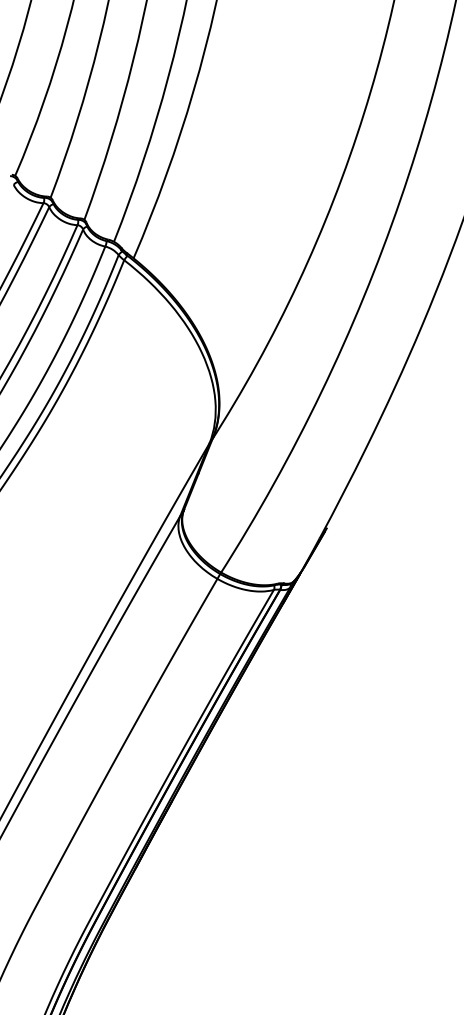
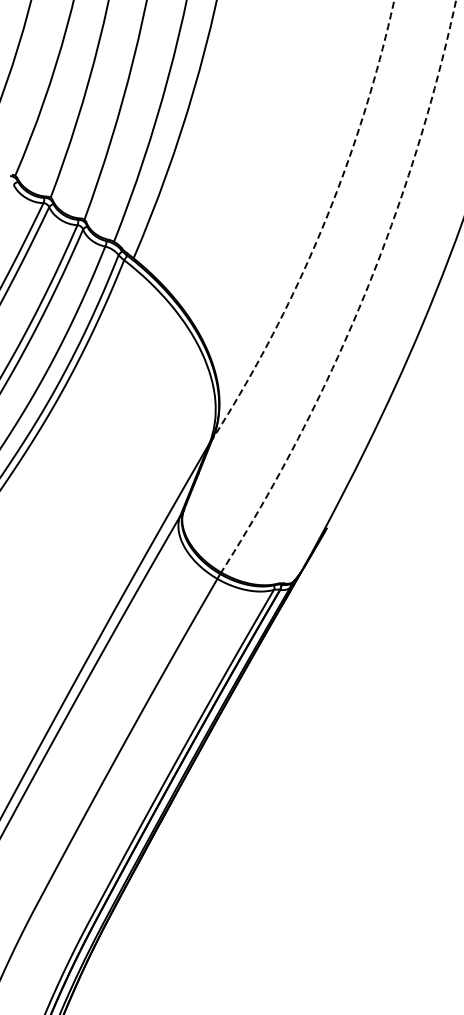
arc: solid -> dashed (322, 228)
arc: solid -> dashed (363, 299)
